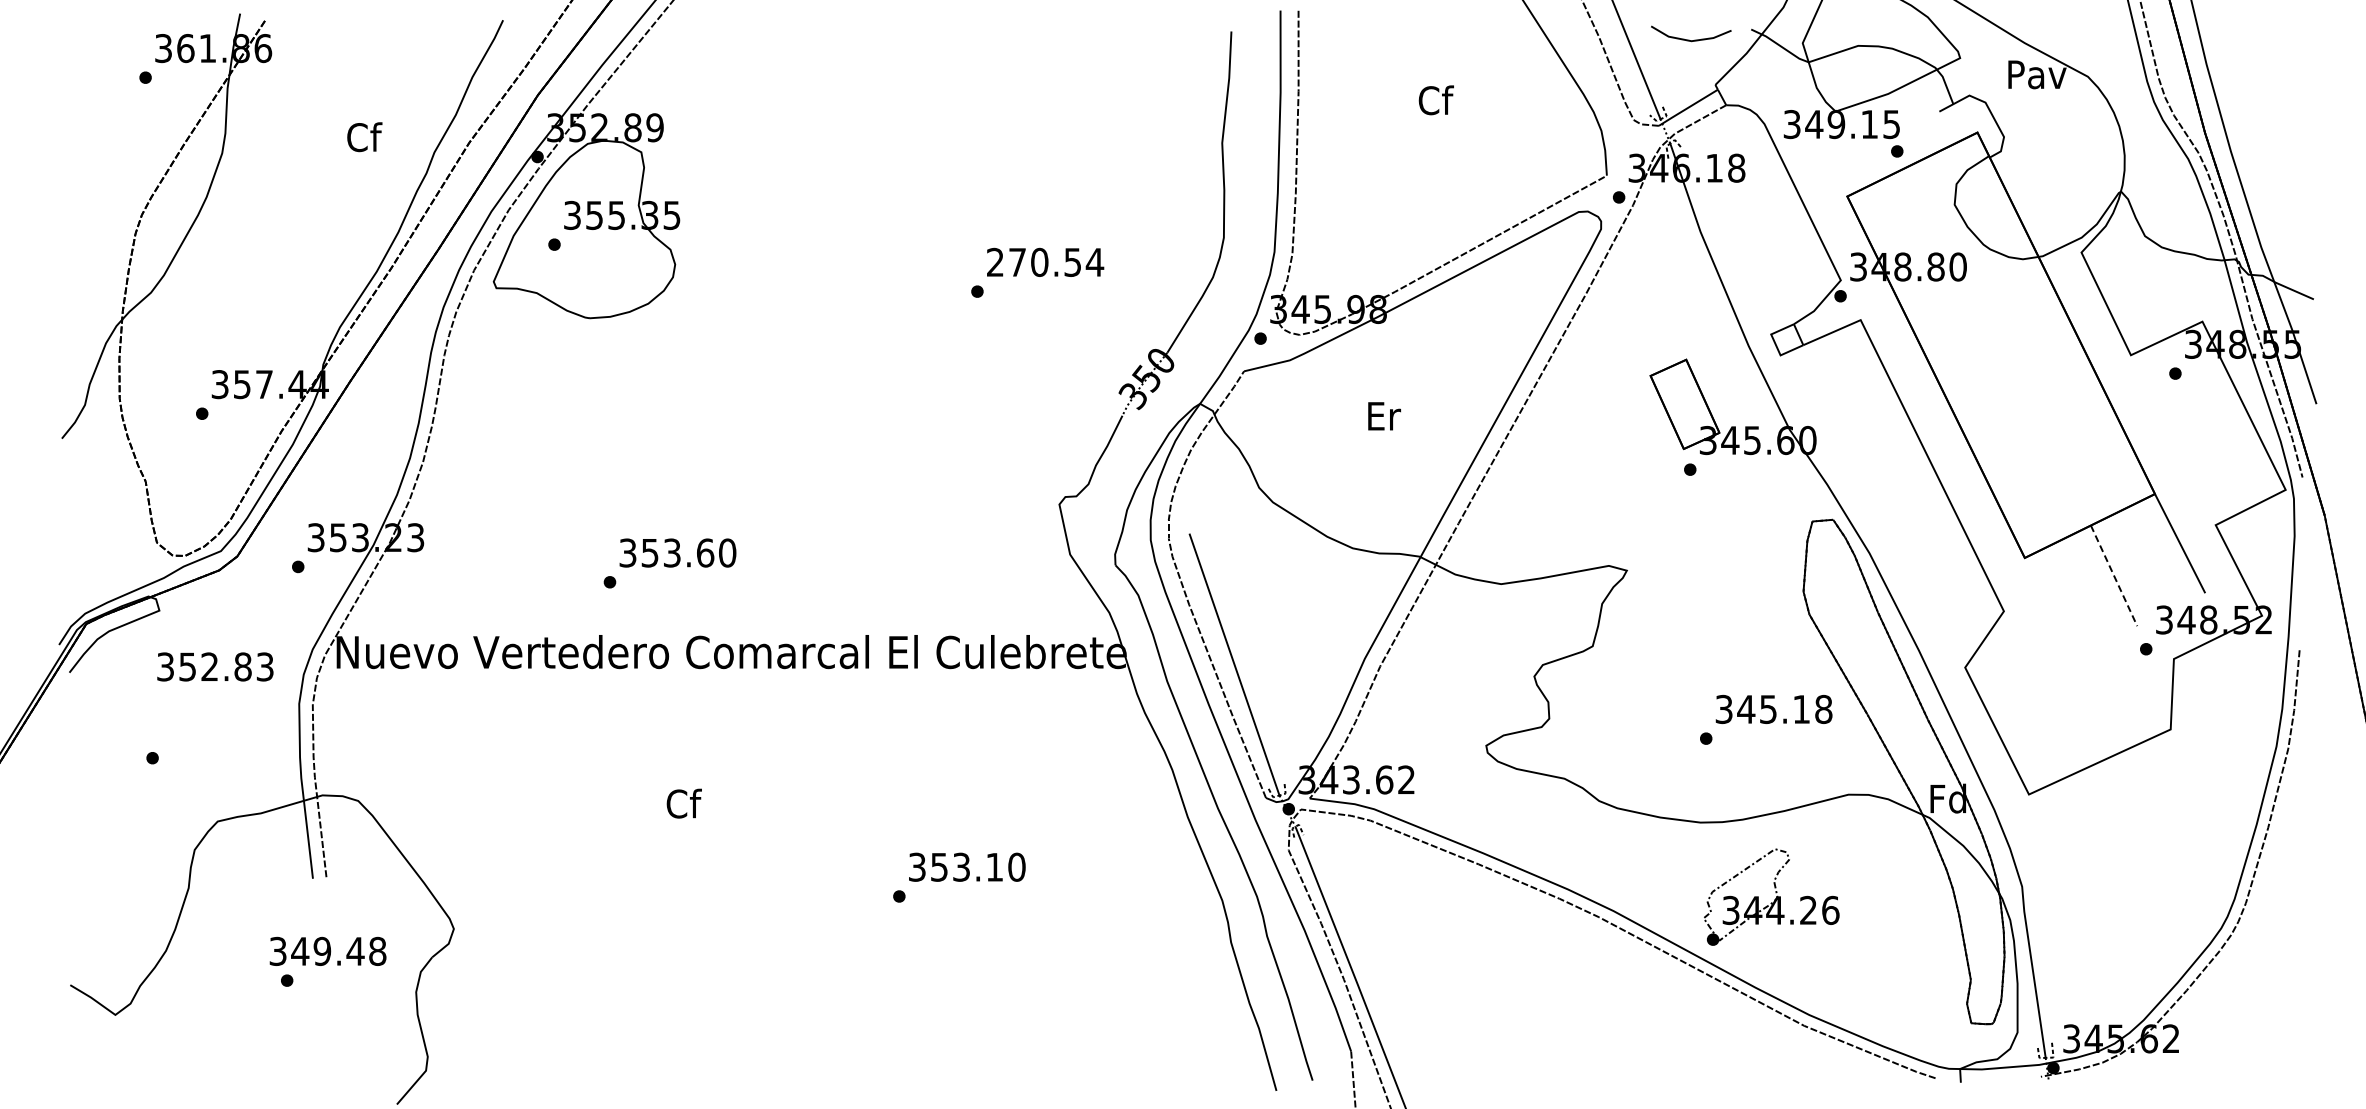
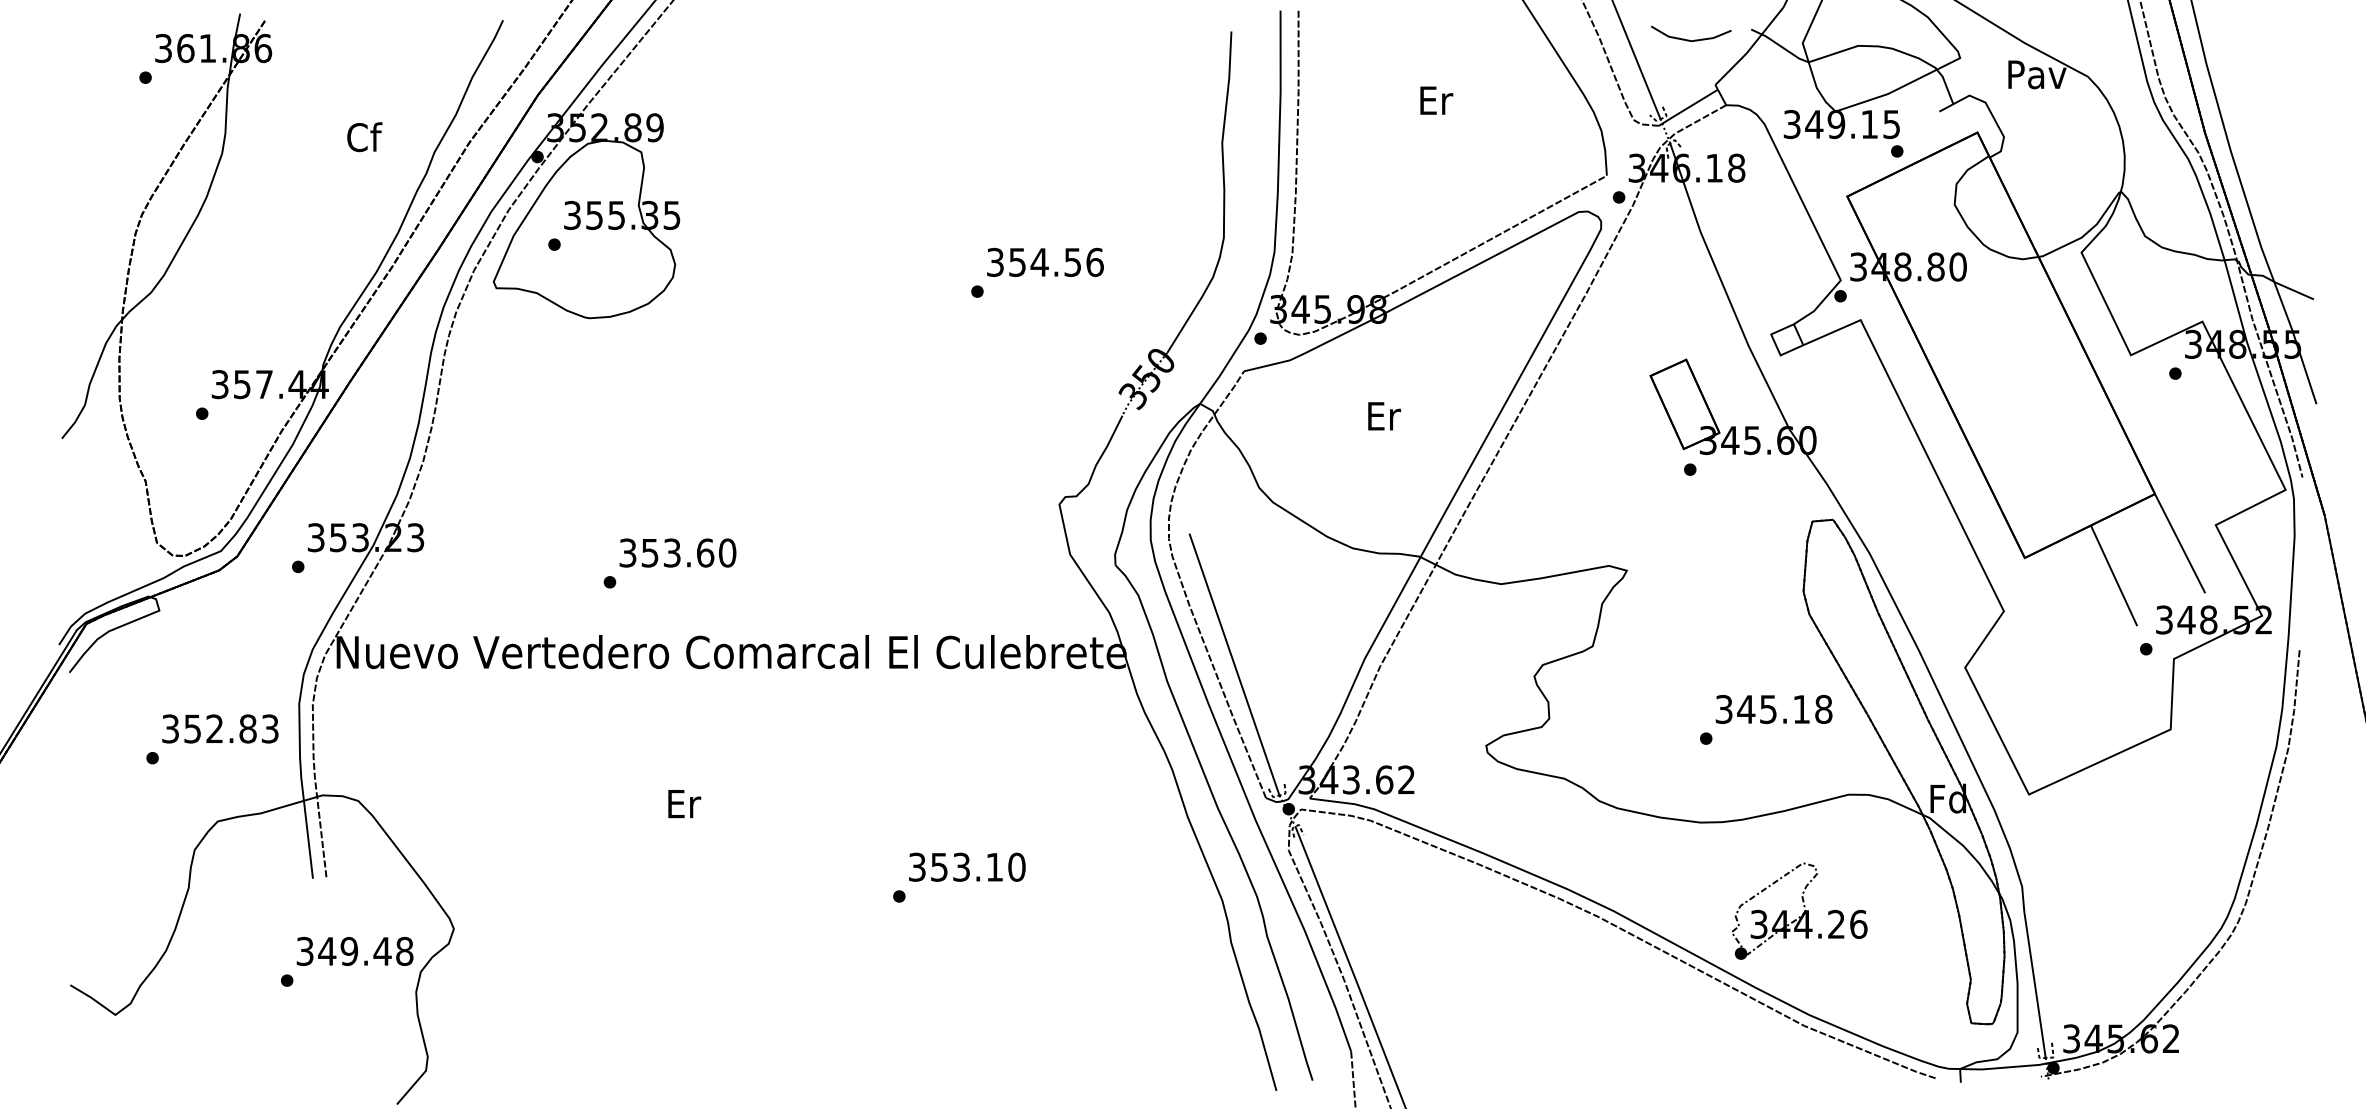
text: Cf -> Er (1435, 100)
text: 270.54 -> 354.56 (1045, 261)
line: dashed -> solid (2114, 576)
text position: (215, 666) -> (220, 728) (220, 728)
text: Cf -> Er (683, 803)
part position: (1771, 896) -> (1799, 910) (1799, 910)
text position: (327, 950) -> (354, 950) (354, 950)
